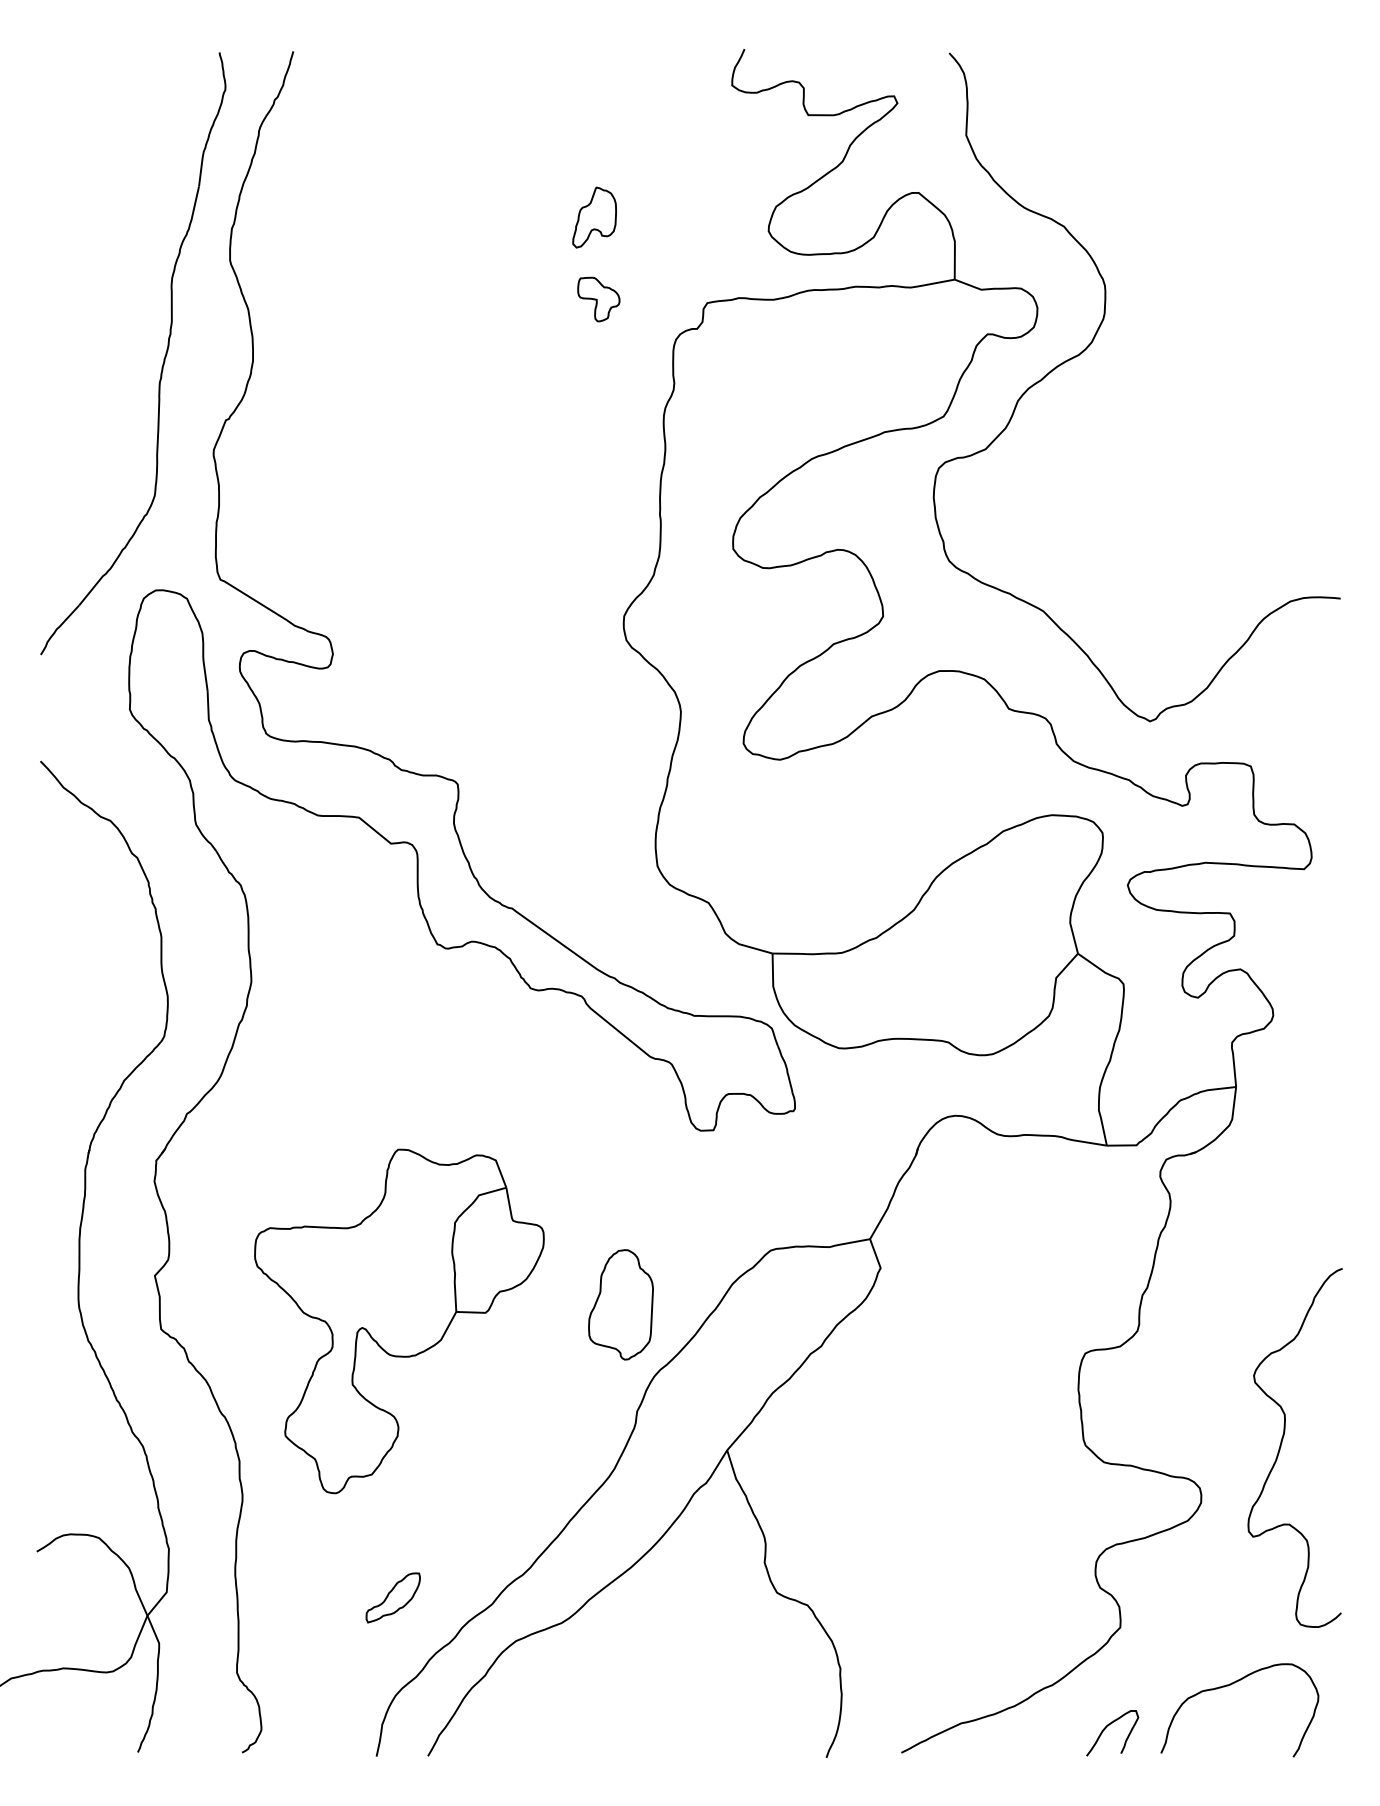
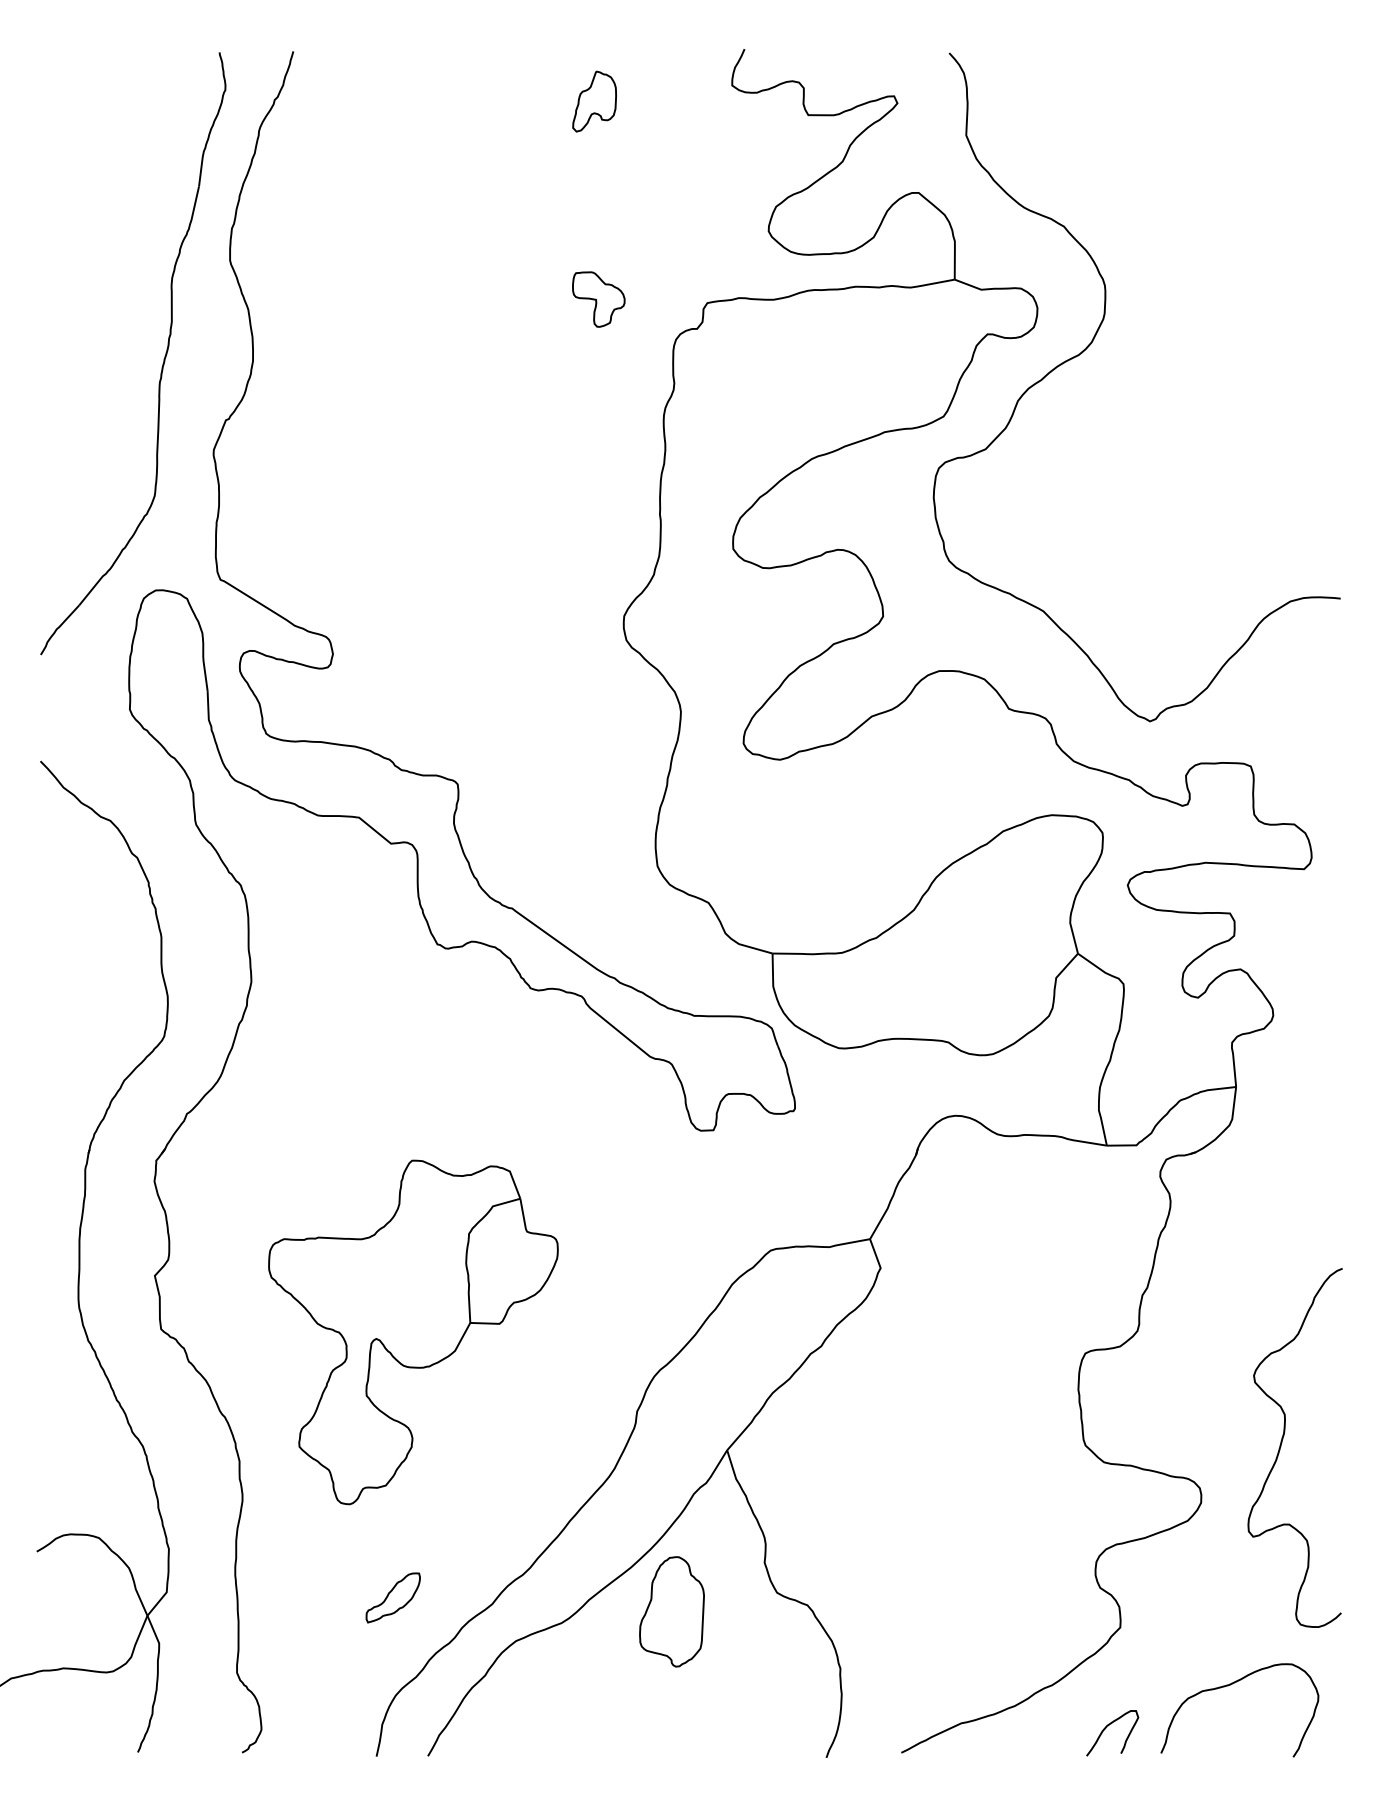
part position: (594, 217) -> (594, 101) (594, 101)
part size: 44x47 px -> 54x57 px (598, 299)
part position: (620, 1304) -> (671, 1611) (671, 1611)
part position: (399, 1321) -> (413, 1332) (413, 1332)
